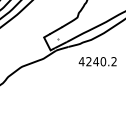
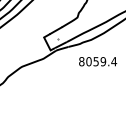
text: 4240.2 -> 8059.4 (97, 61)
